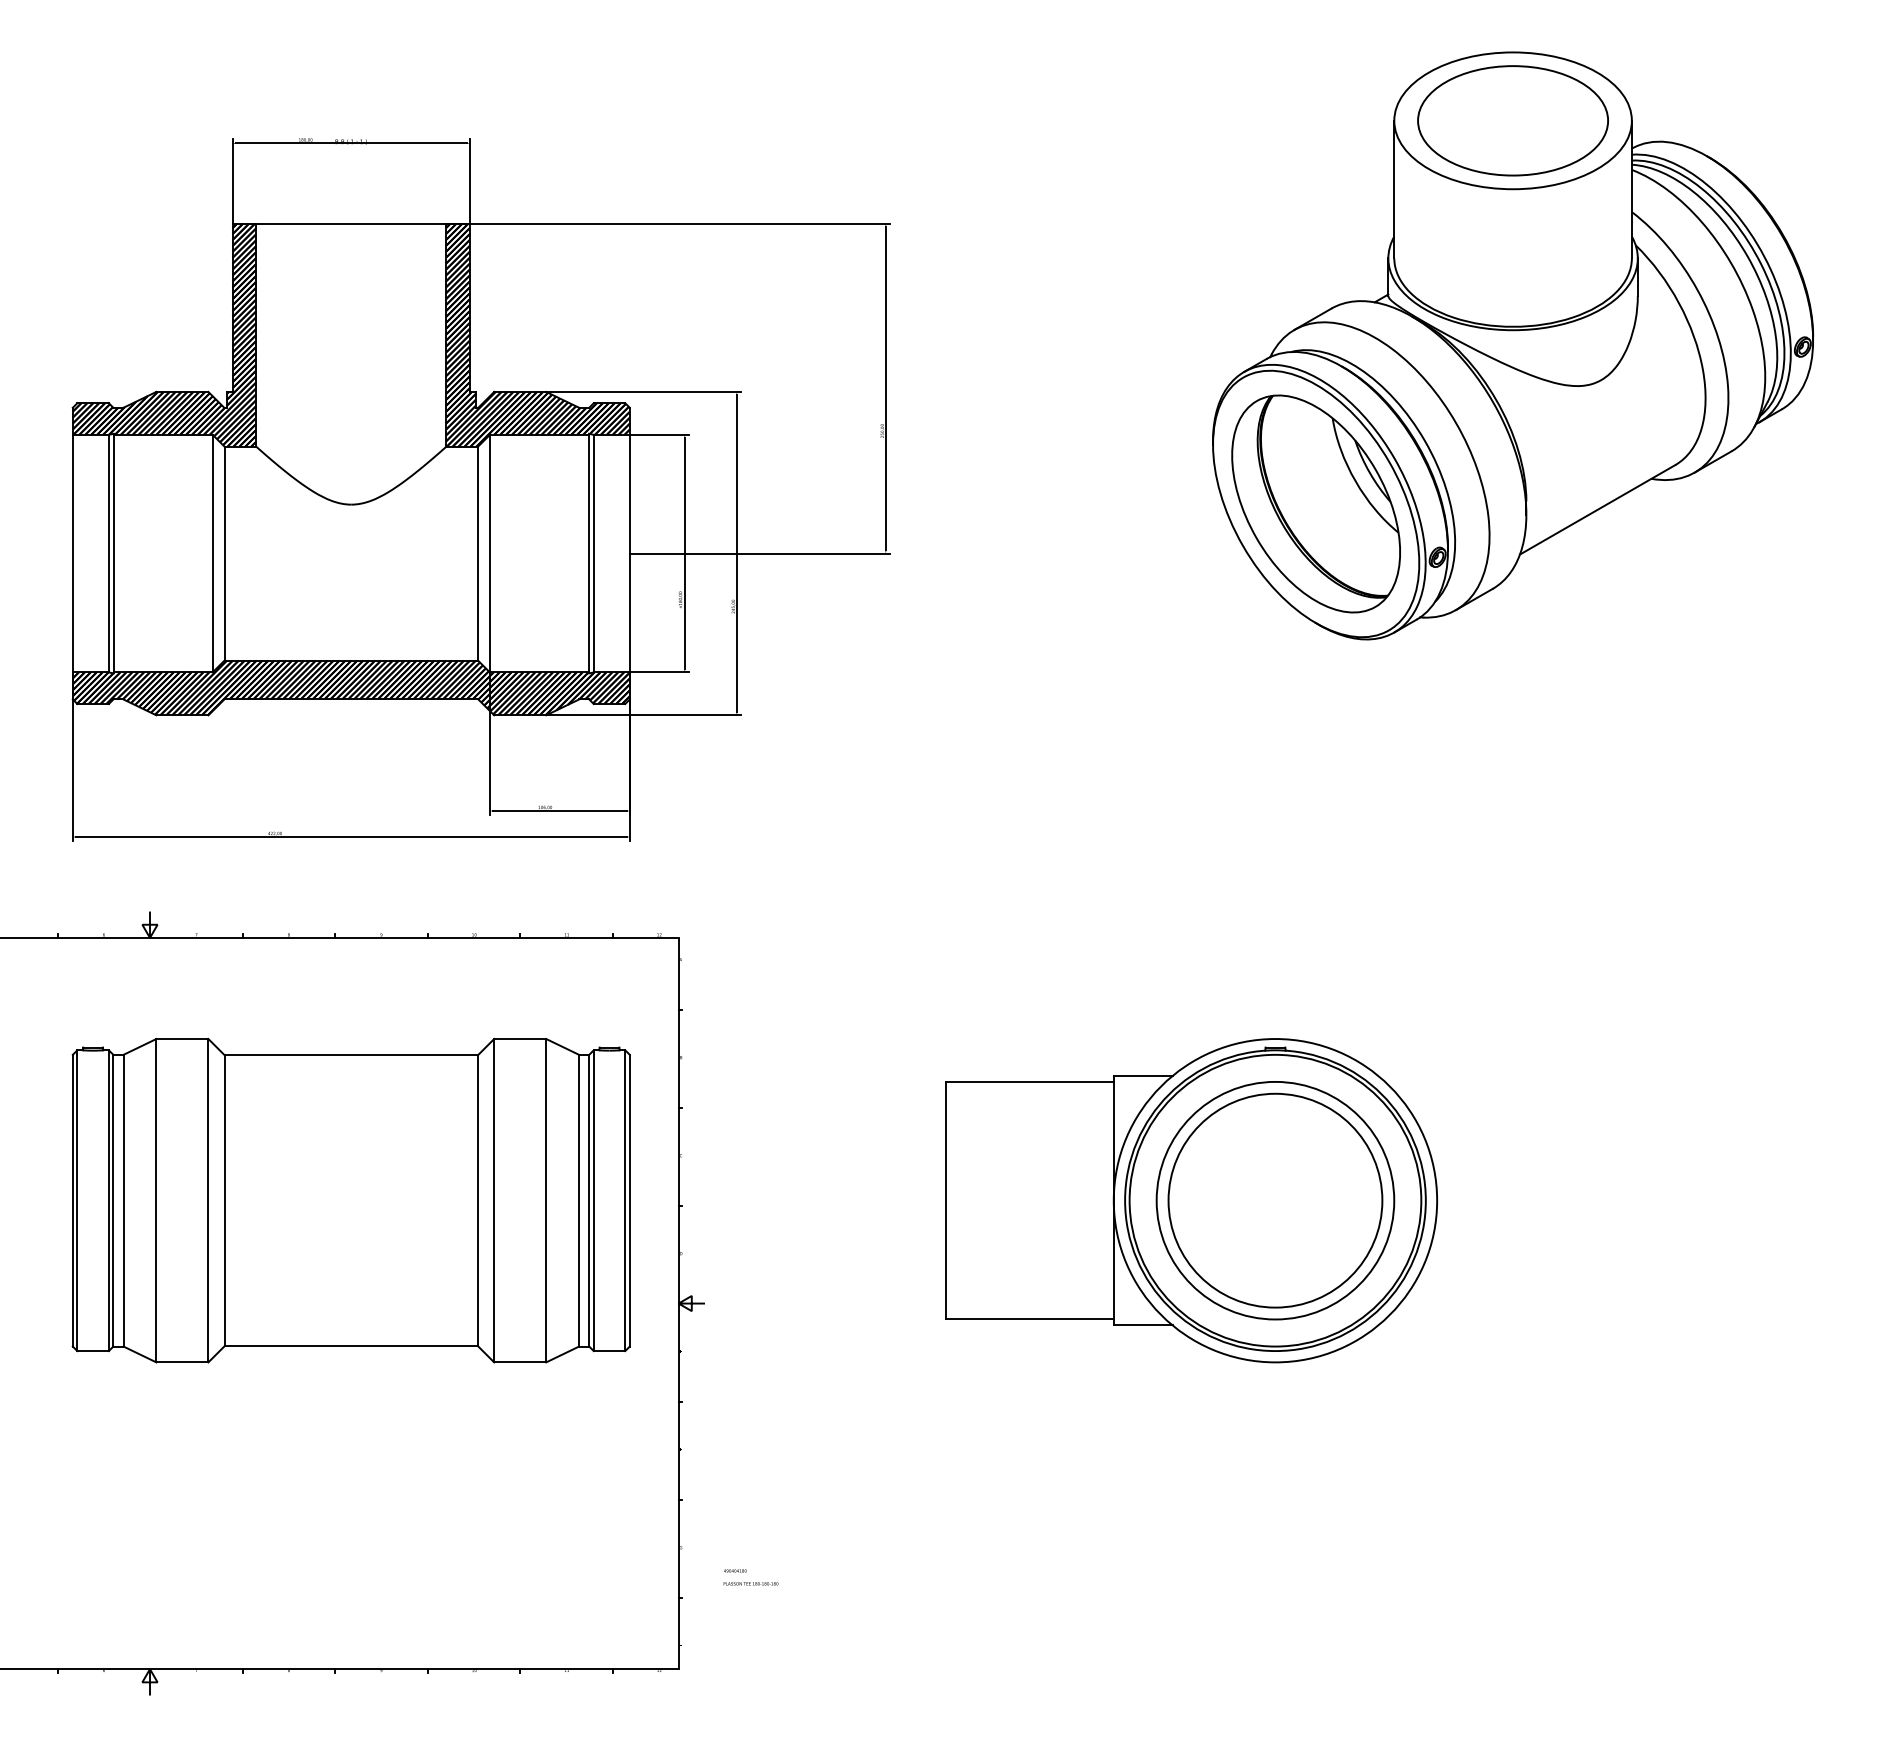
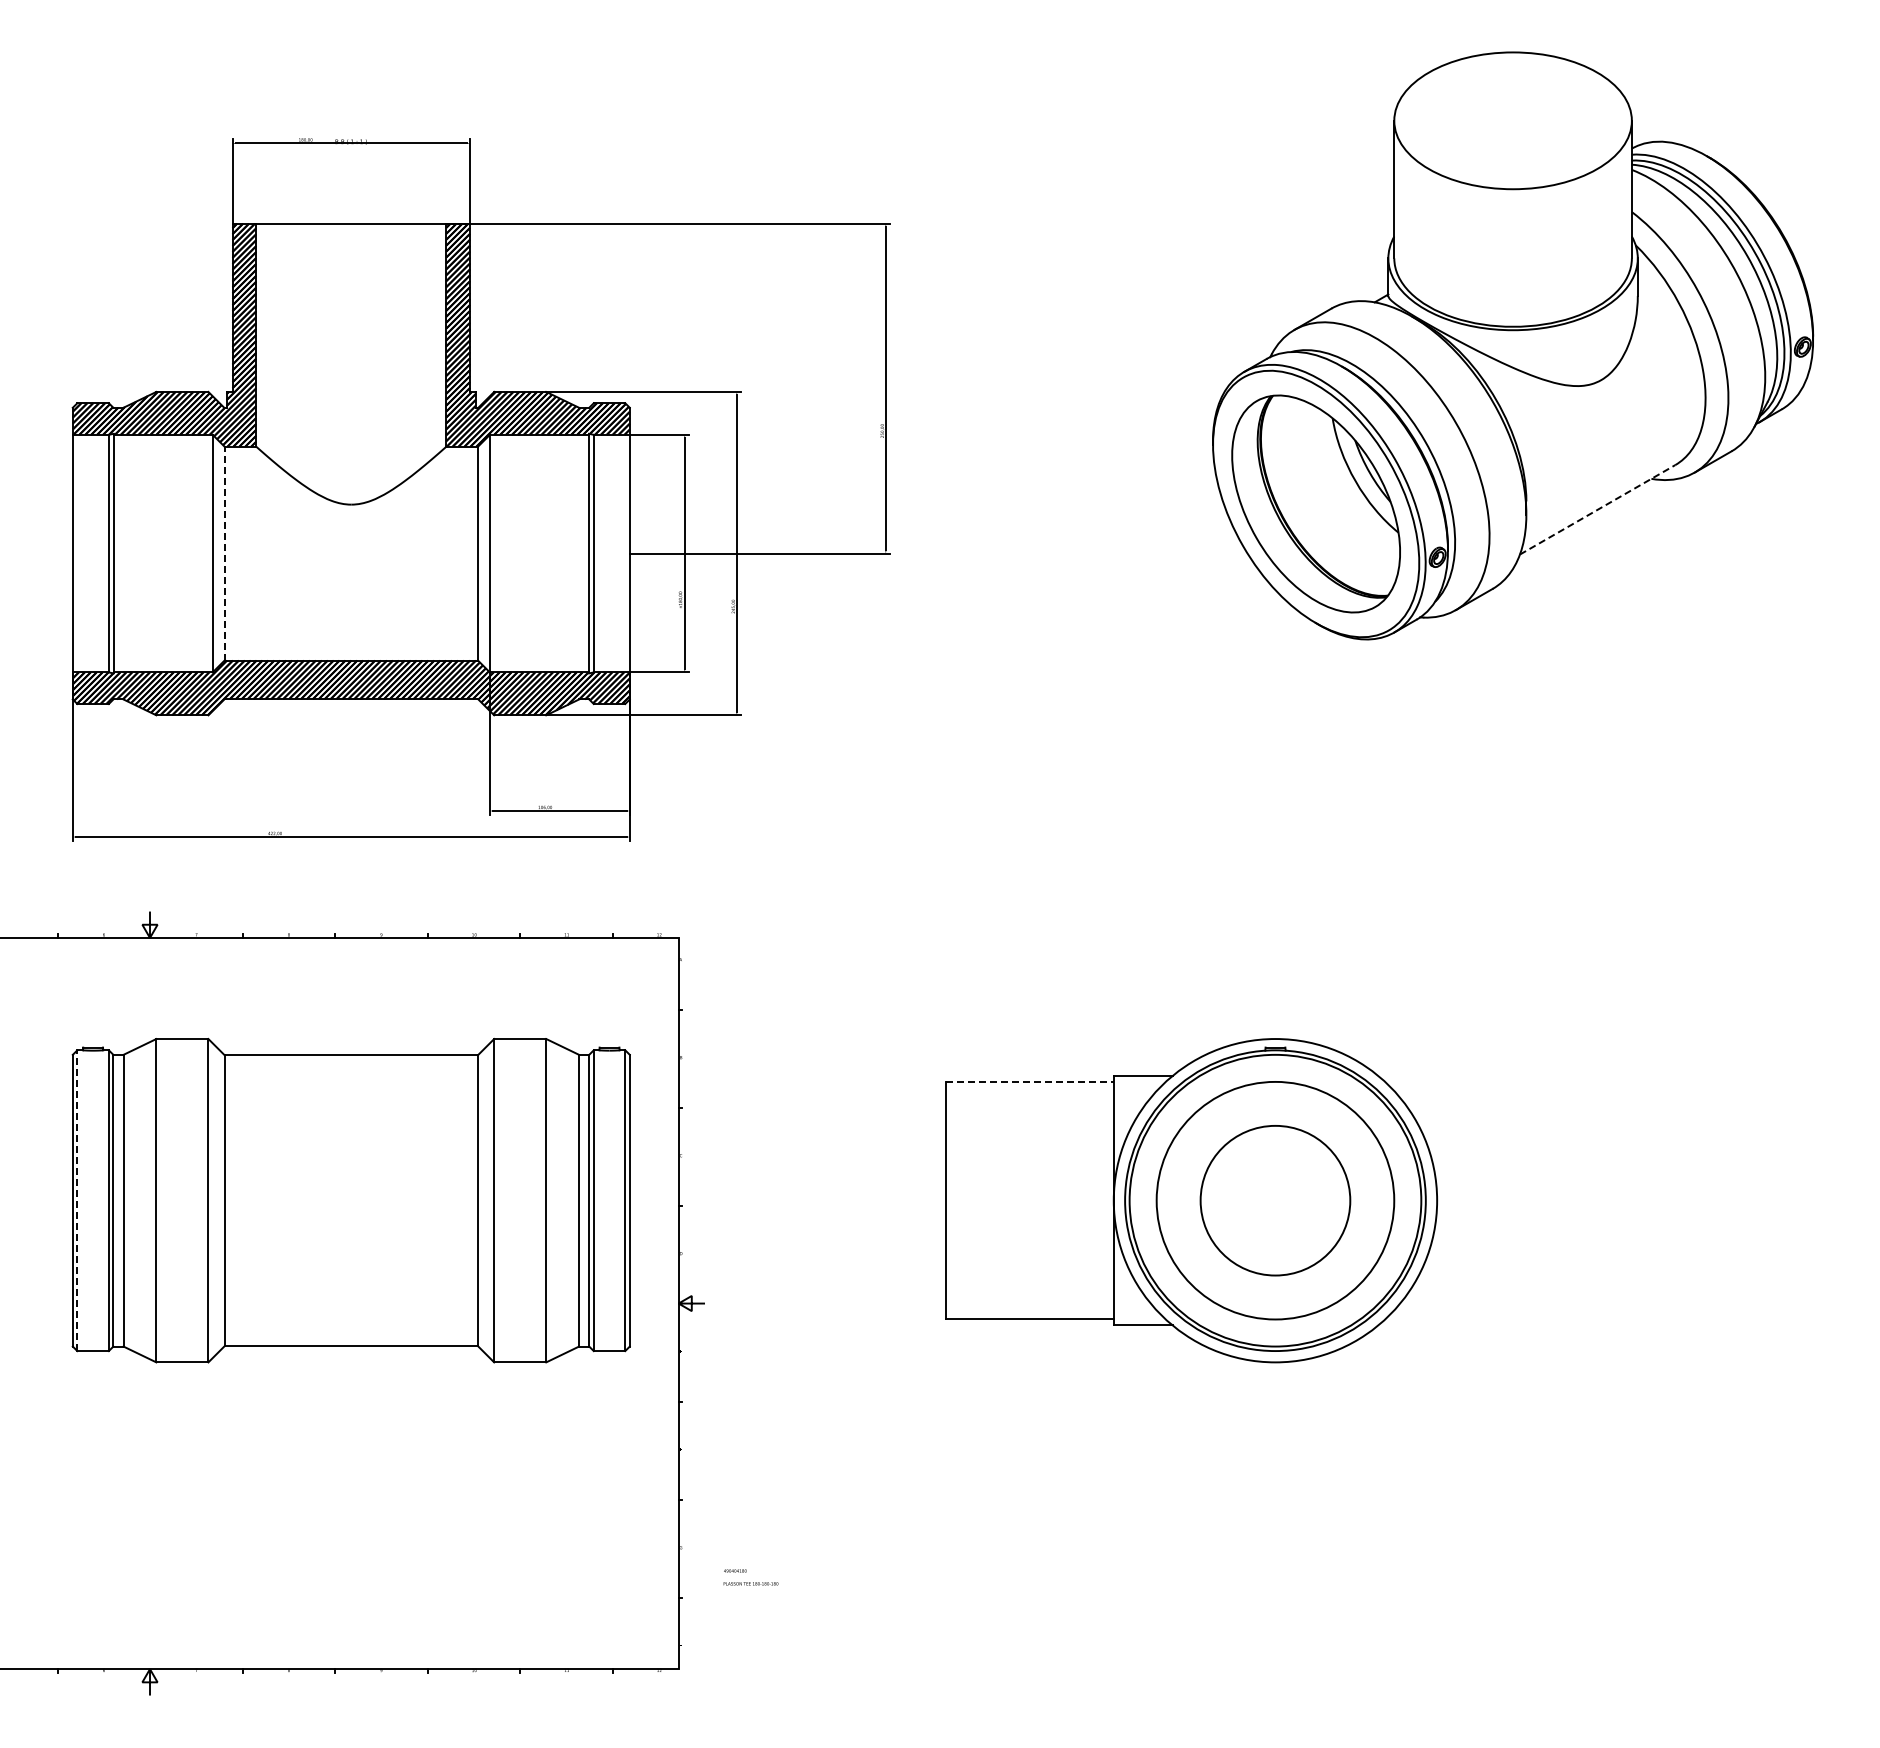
part: present -> none (1512, 120)
line: solid -> dashed (1597, 509)
line: solid -> dashed (224, 553)
line: solid -> dashed (1030, 1081)
line: solid -> dashed (77, 1200)
circle diameter: 214 px -> 150 px (1275, 1200)
